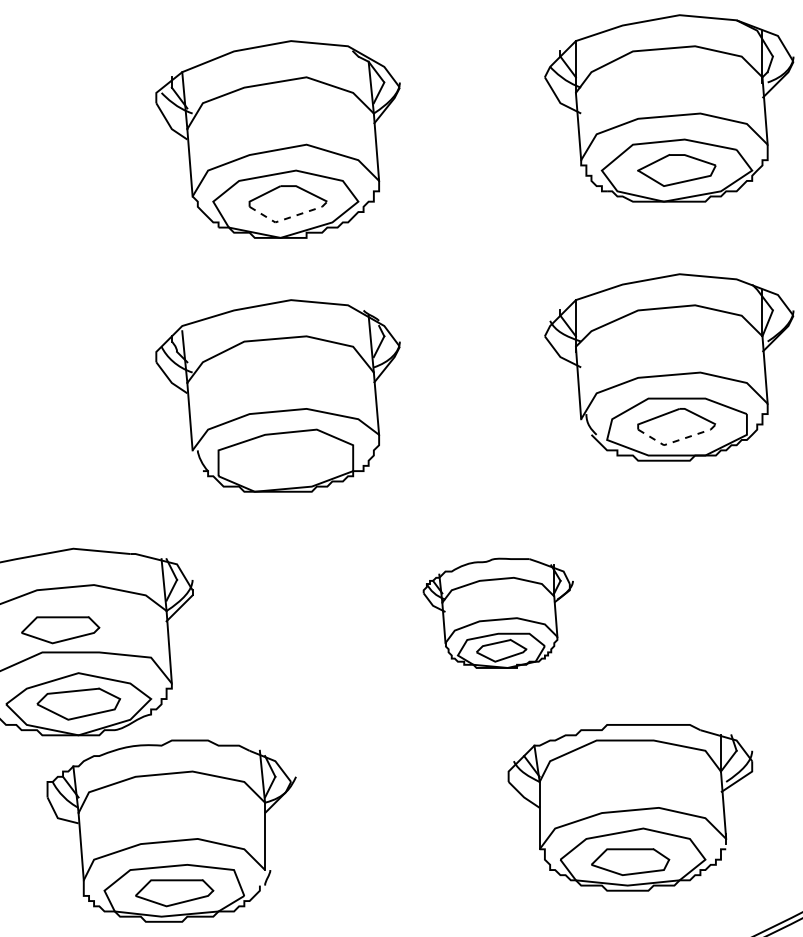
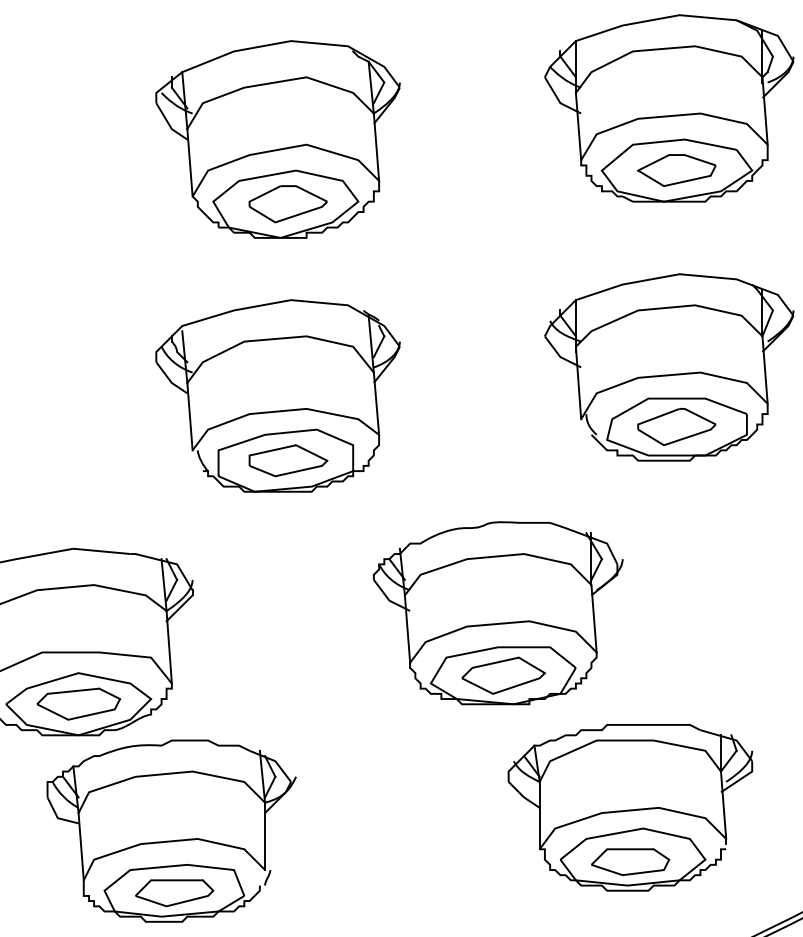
line: dashed -> solid (288, 218)
line: dashed -> solid (677, 440)
part: none -> present (288, 460)
part size: 152x112 px -> 251x185 px (498, 613)
part: present -> none (60, 630)
